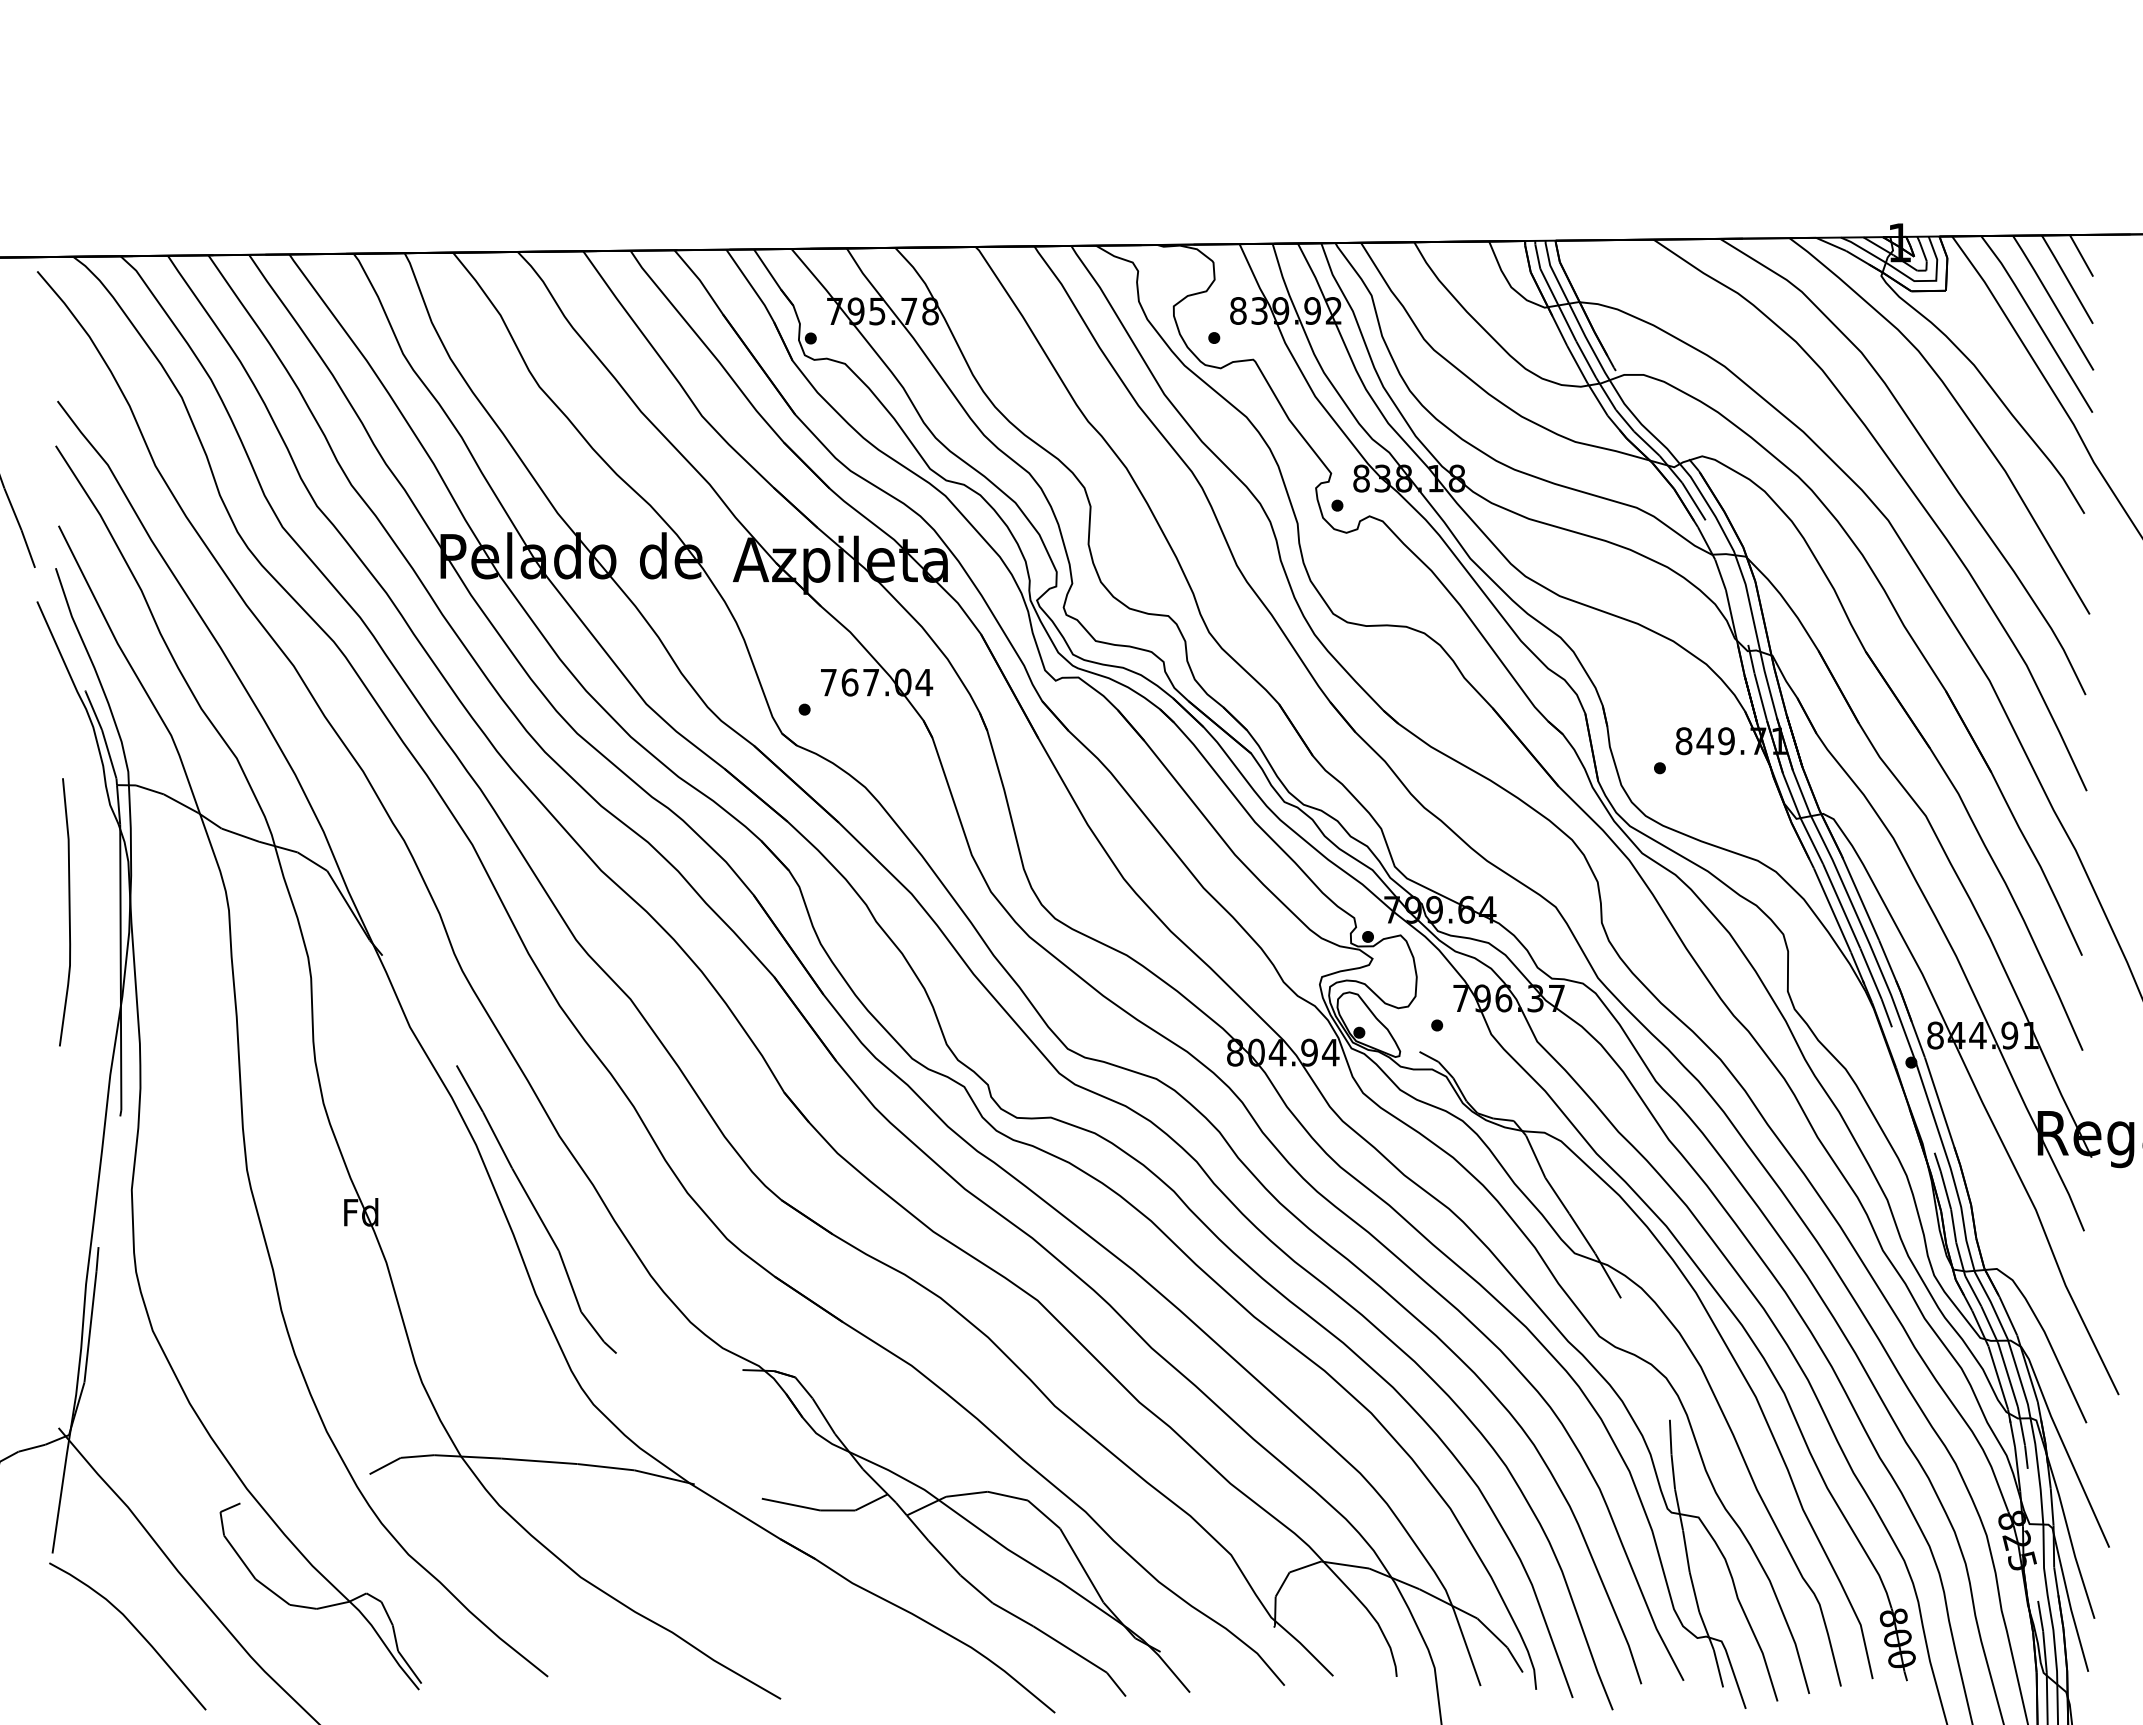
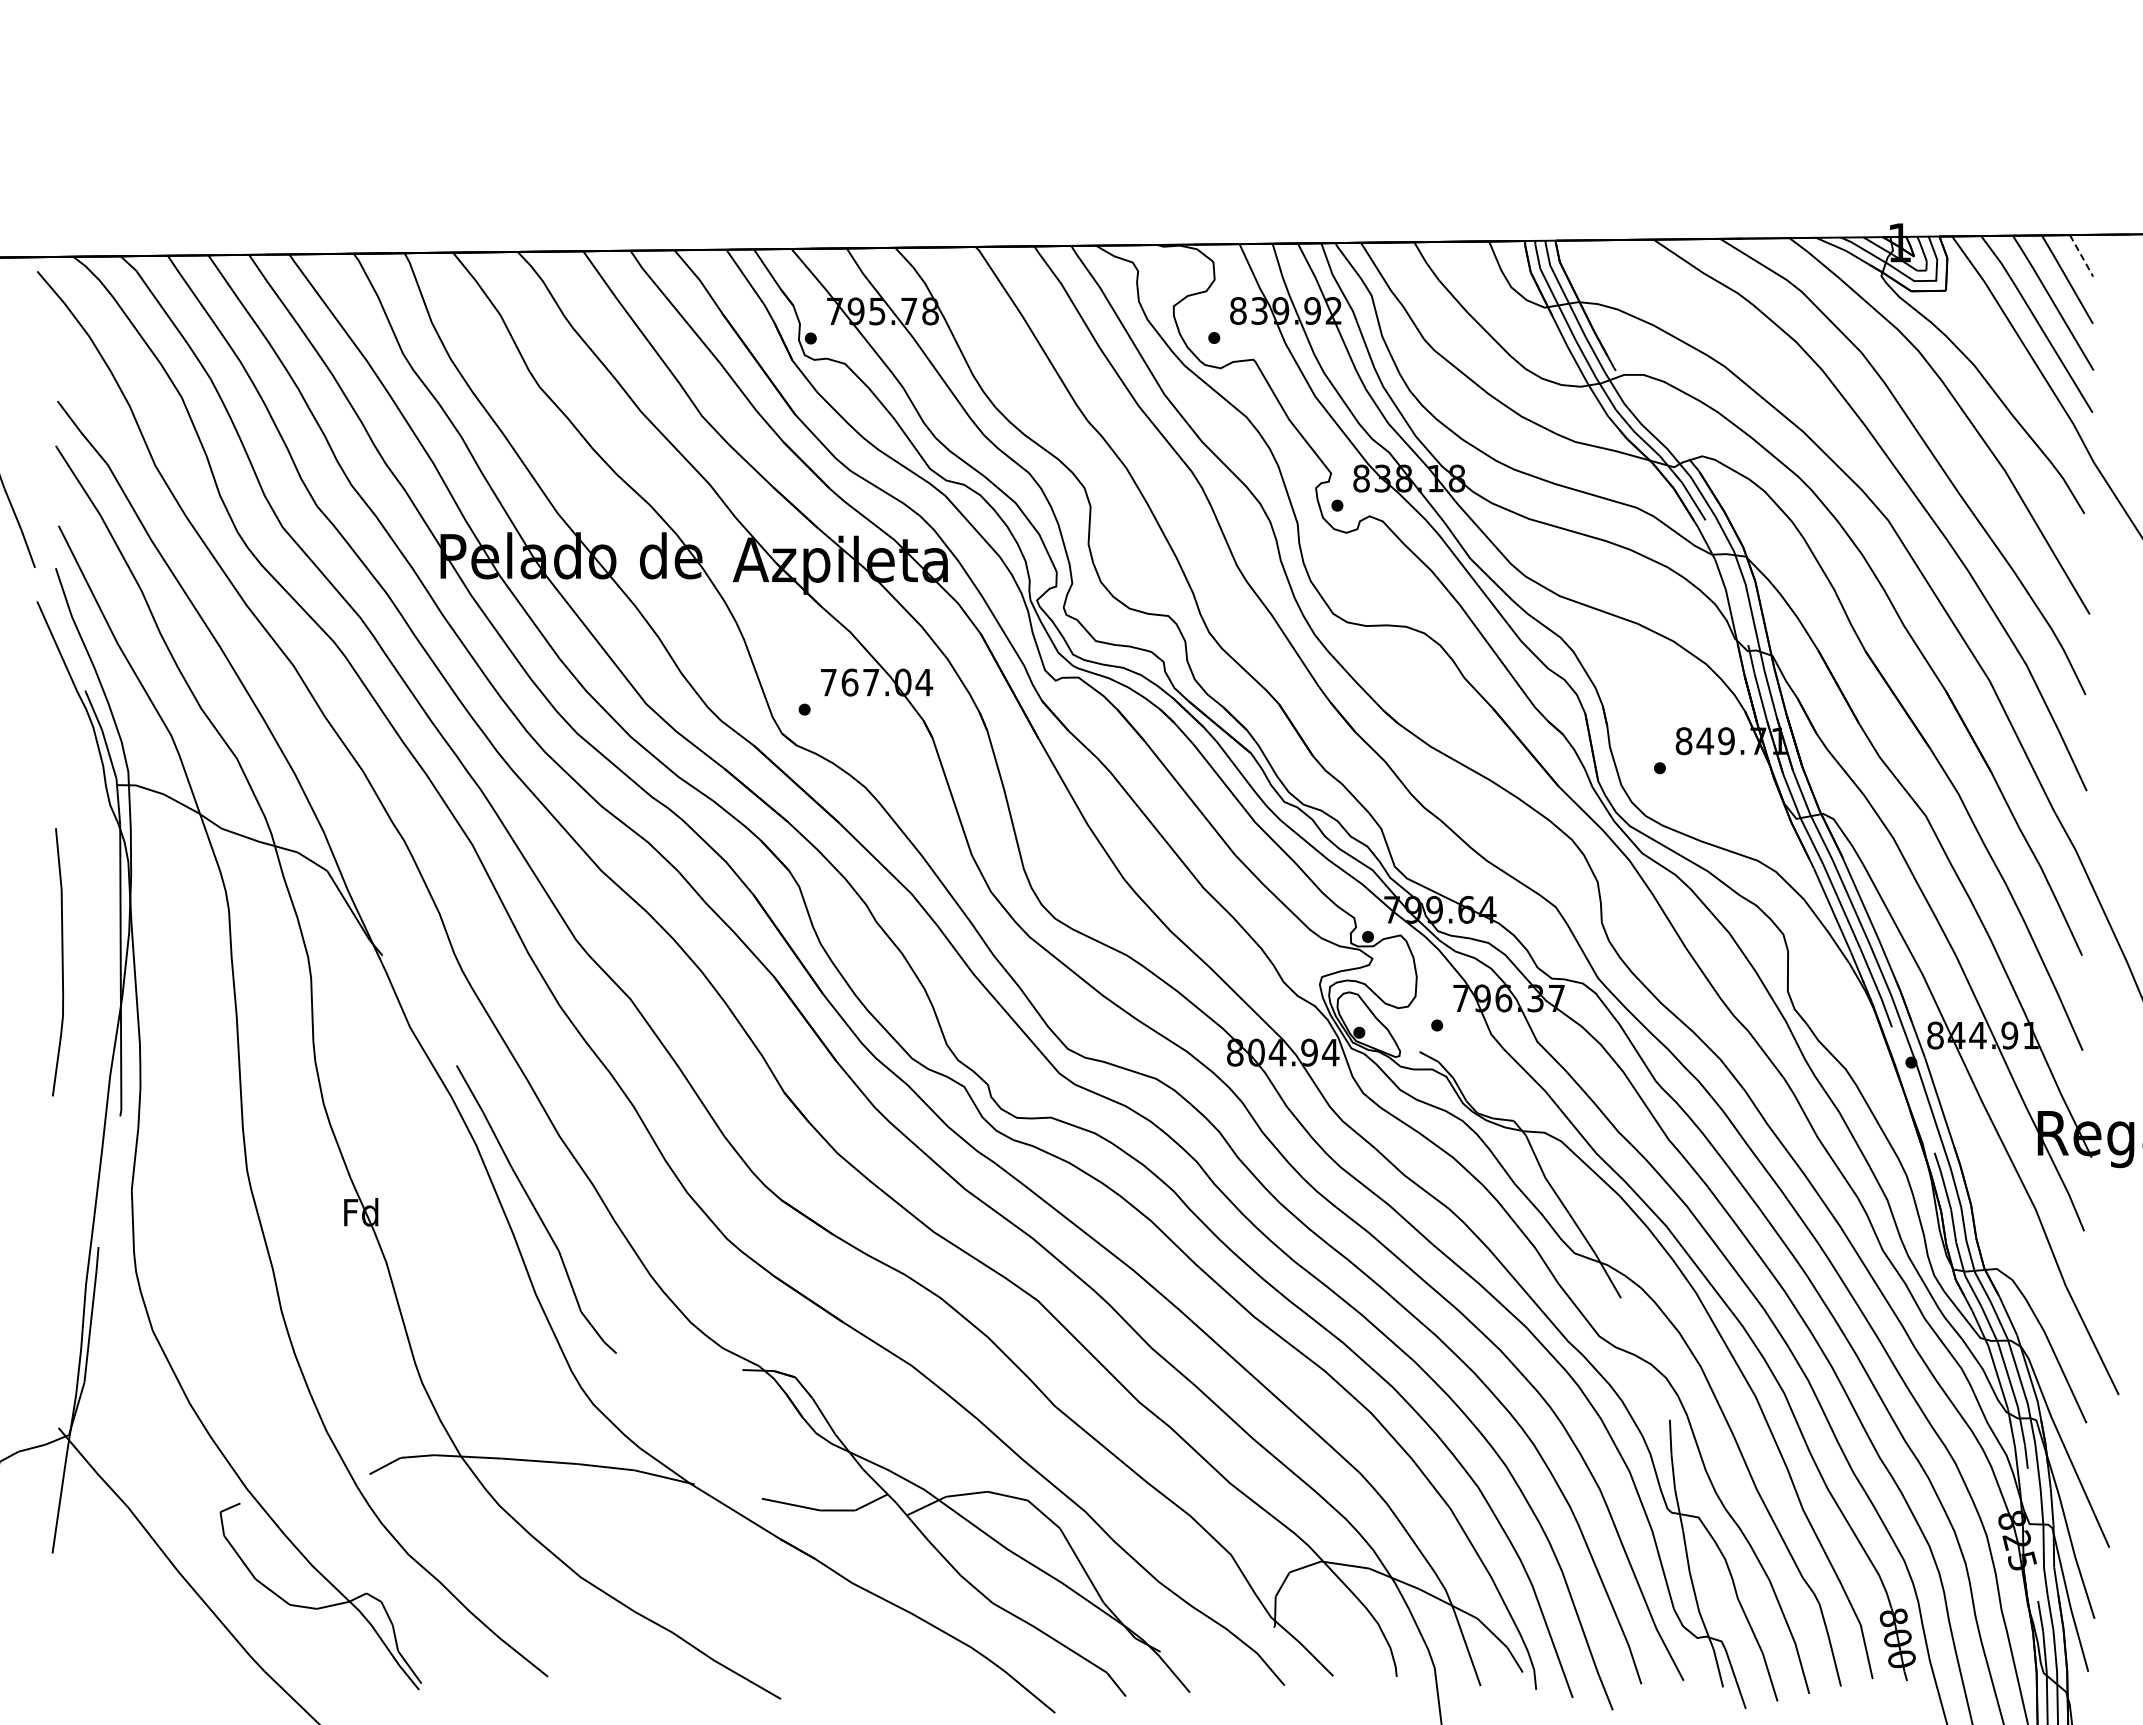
line: solid -> dashed (2081, 255)
curve position: (68, 912) -> (61, 962) (61, 962)
curve: present -> none (134, 1628)
